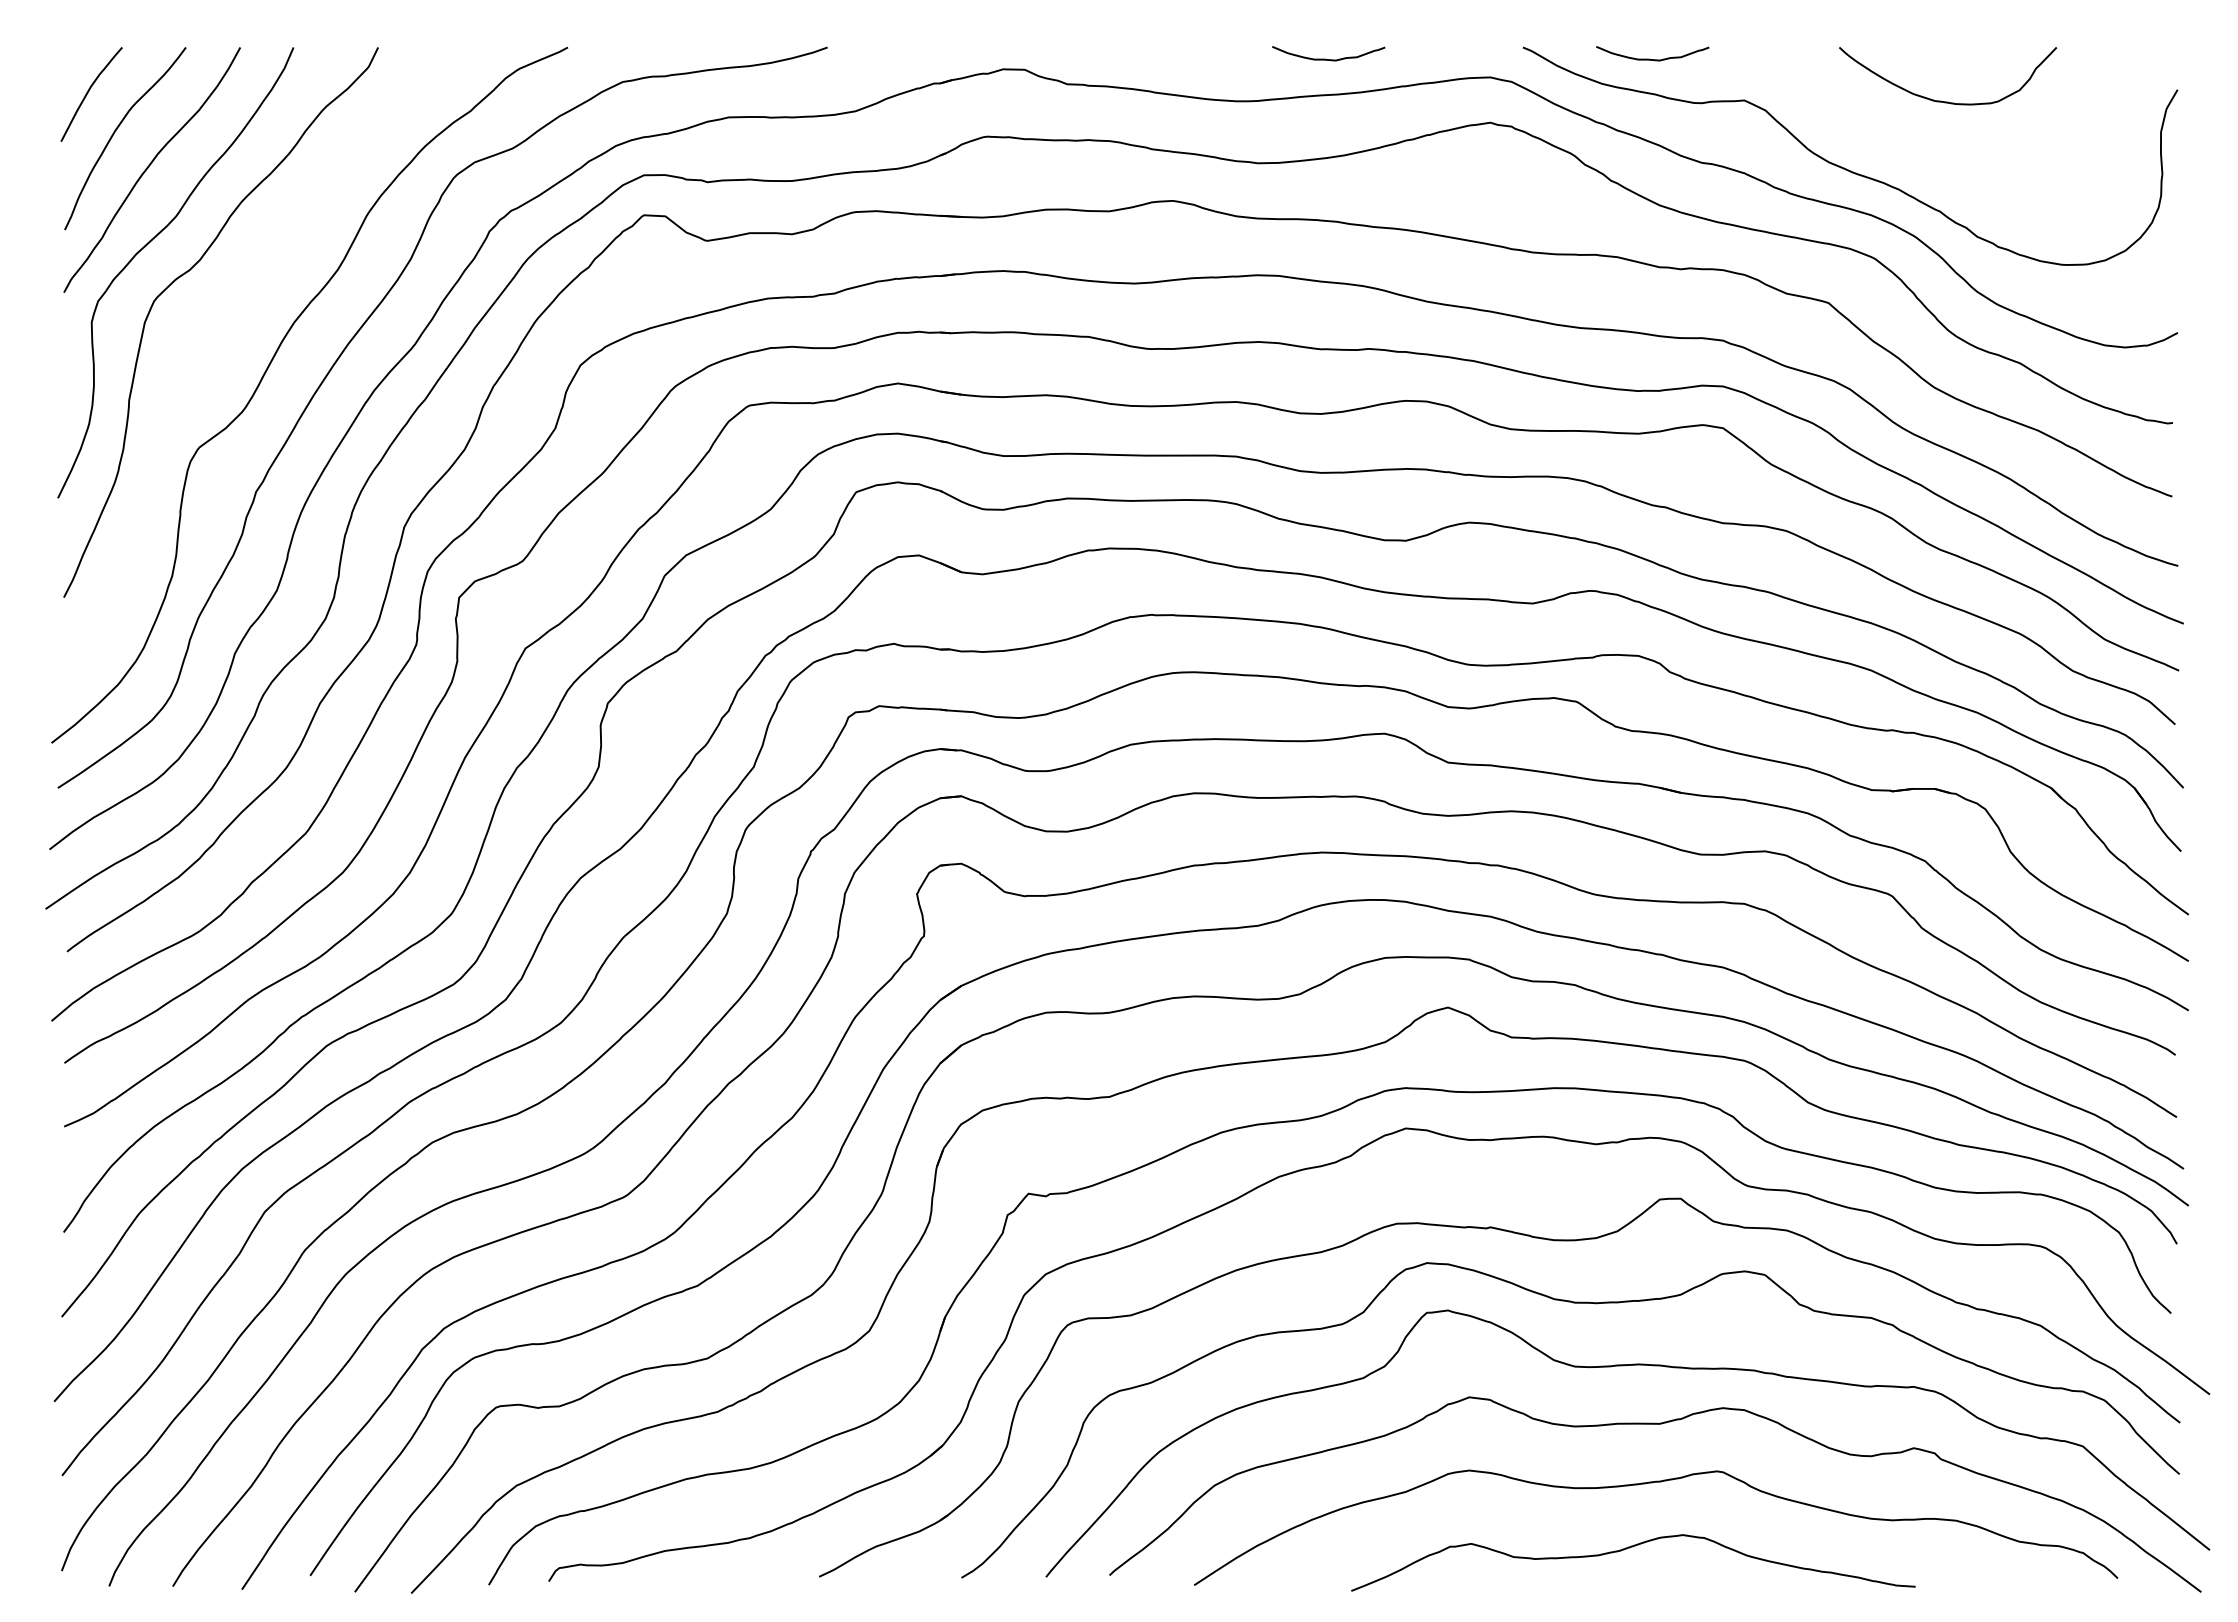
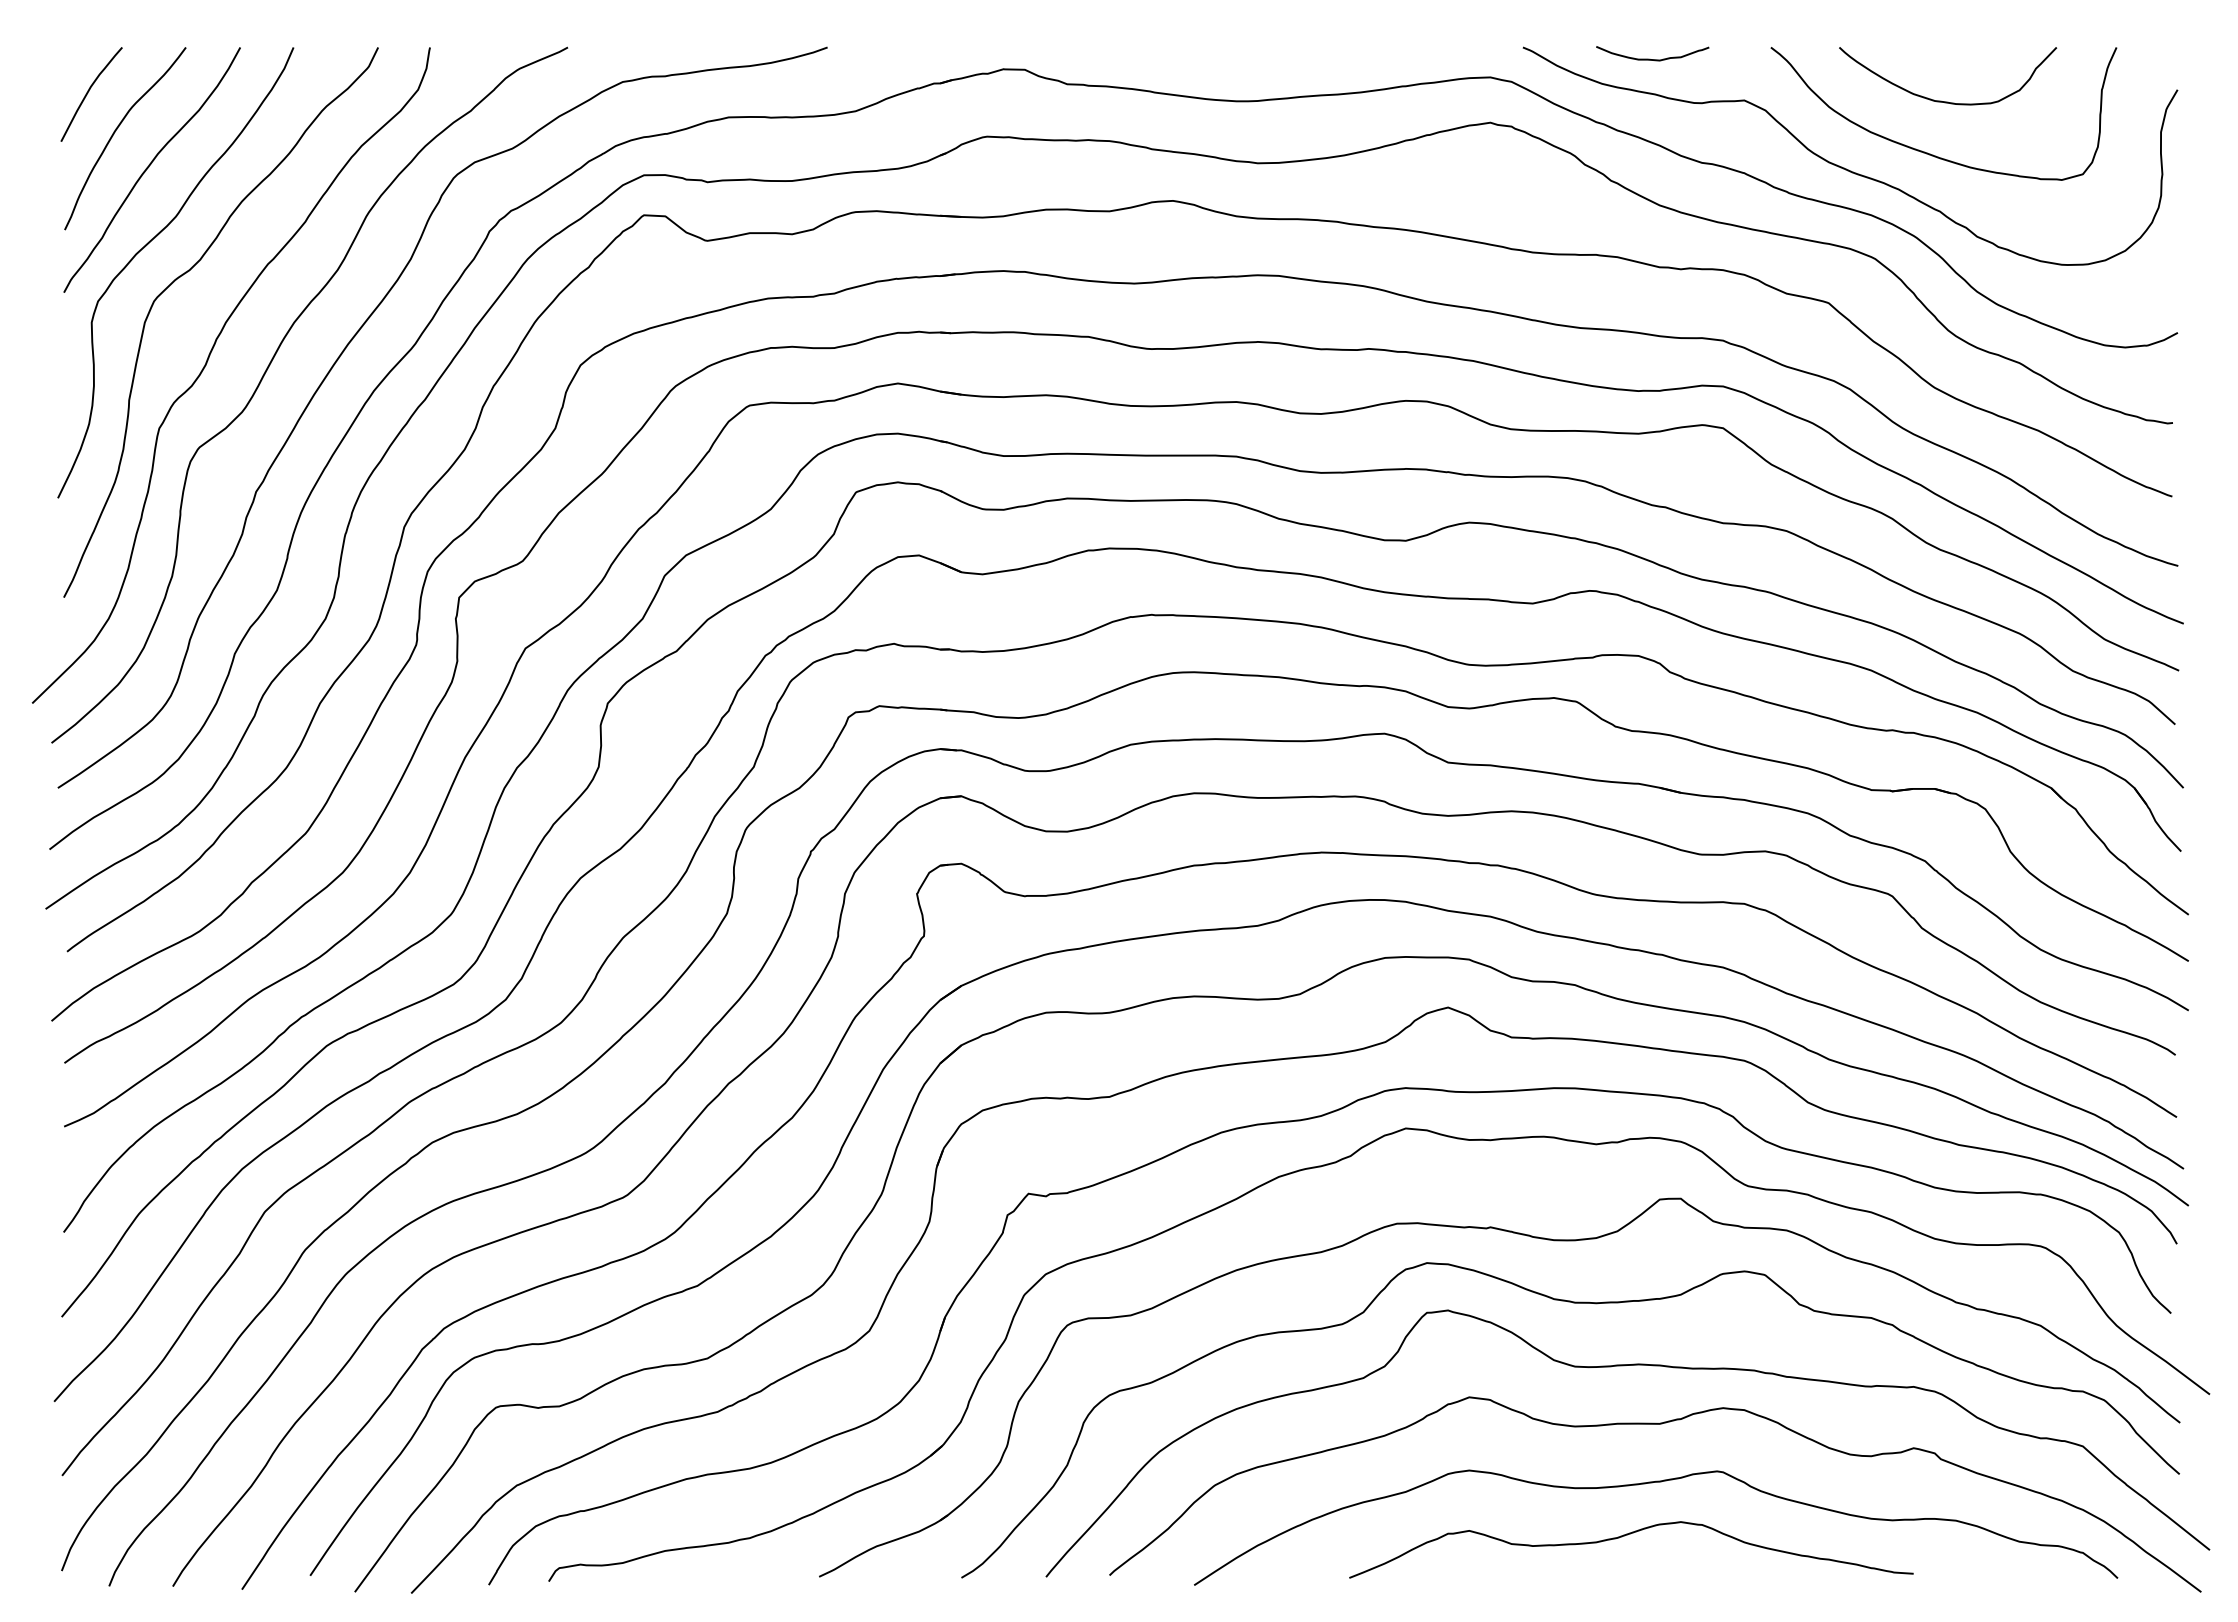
curve: present -> none (1325, 58)
curve: none -> present (1930, 153)
curve: none -> present (207, 363)
curve position: (1629, 1548) -> (1627, 1535) (1627, 1535)
